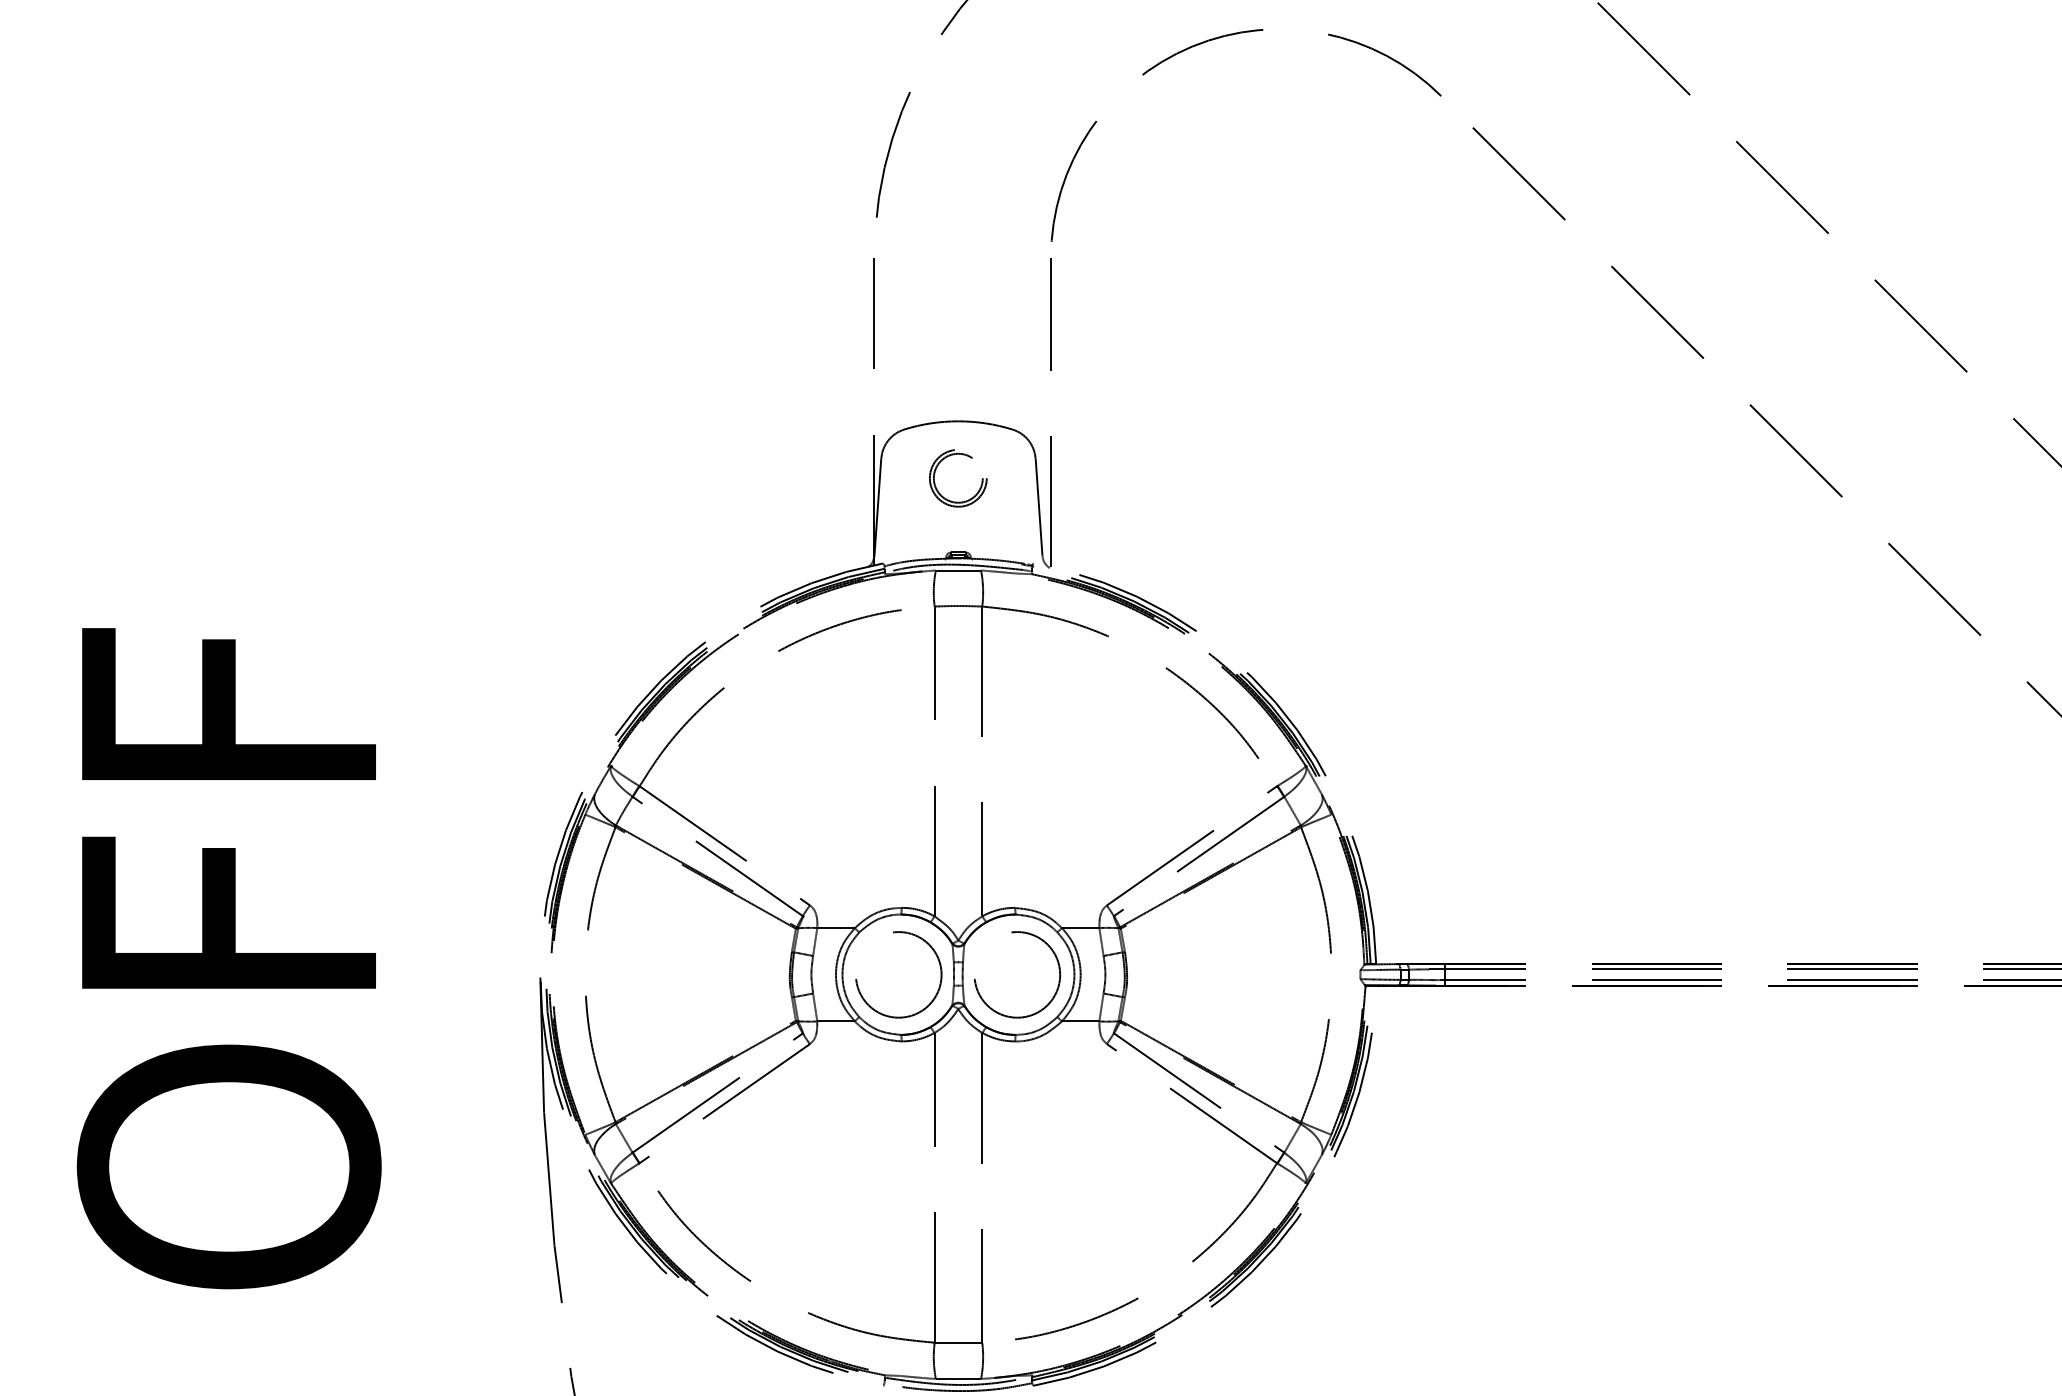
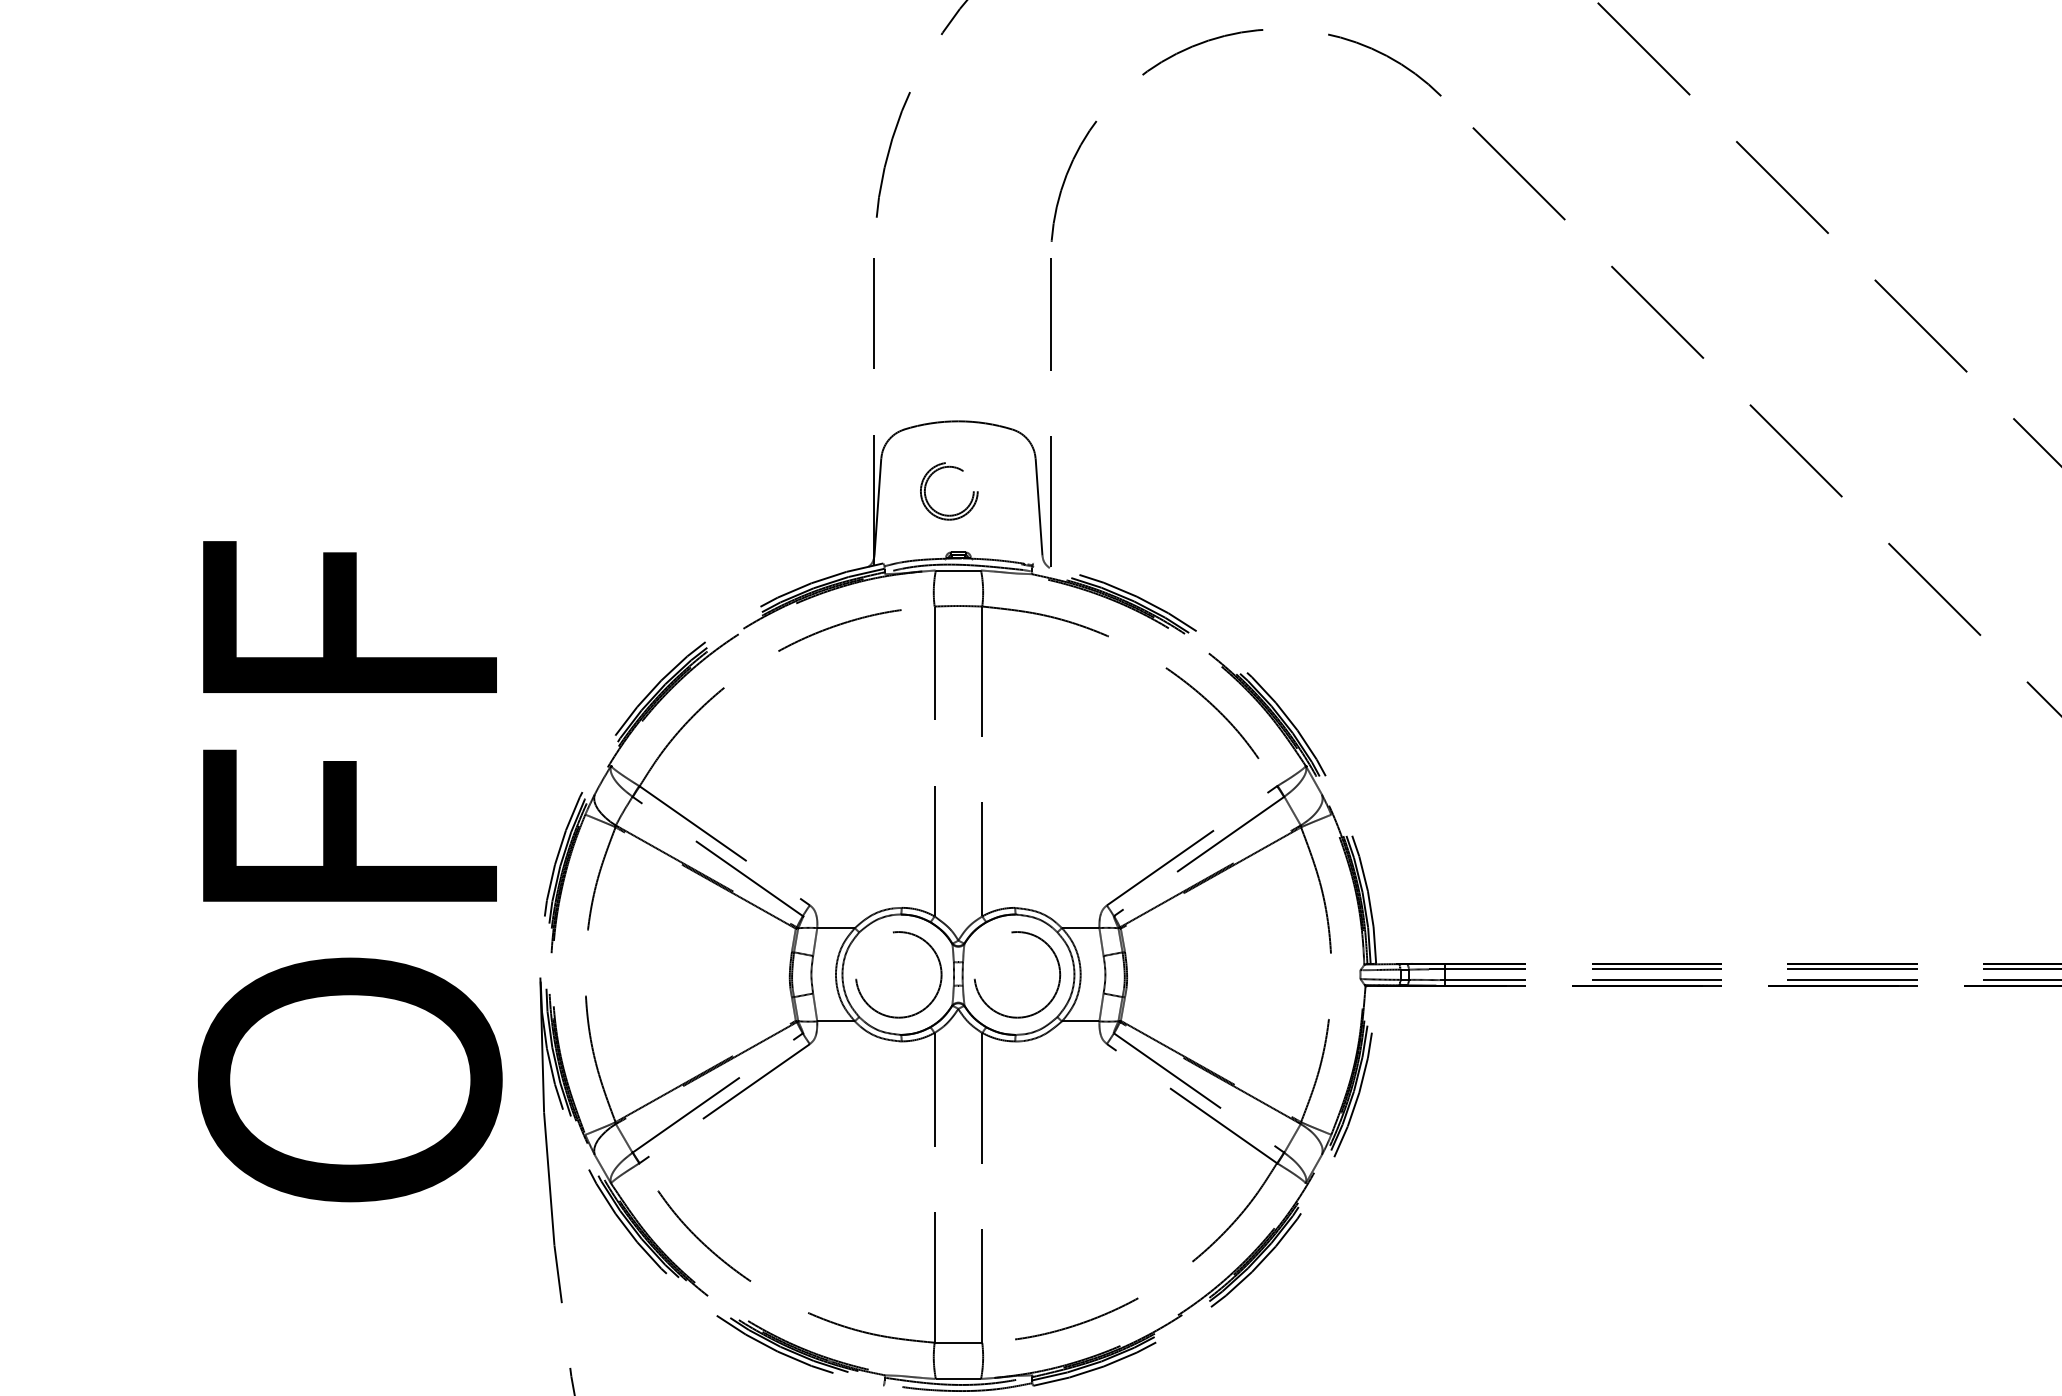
part position: (958, 501) -> (949, 514) (949, 514)
text position: (228, 958) -> (349, 871) (349, 871)
